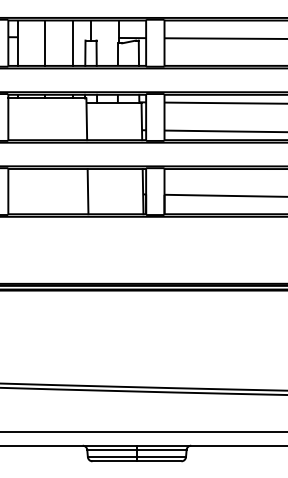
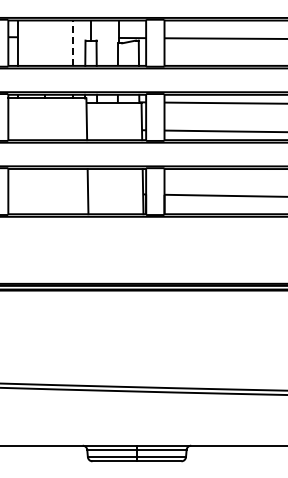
line: present -> none (45, 42)
line: solid -> dashed (72, 43)
line: present -> none (143, 431)
